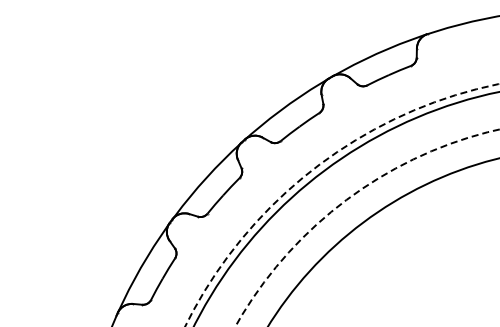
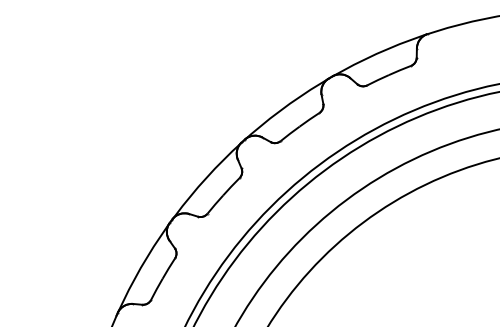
circle: dashed -> solid (342, 204)
circle: dashed -> solid (367, 227)
